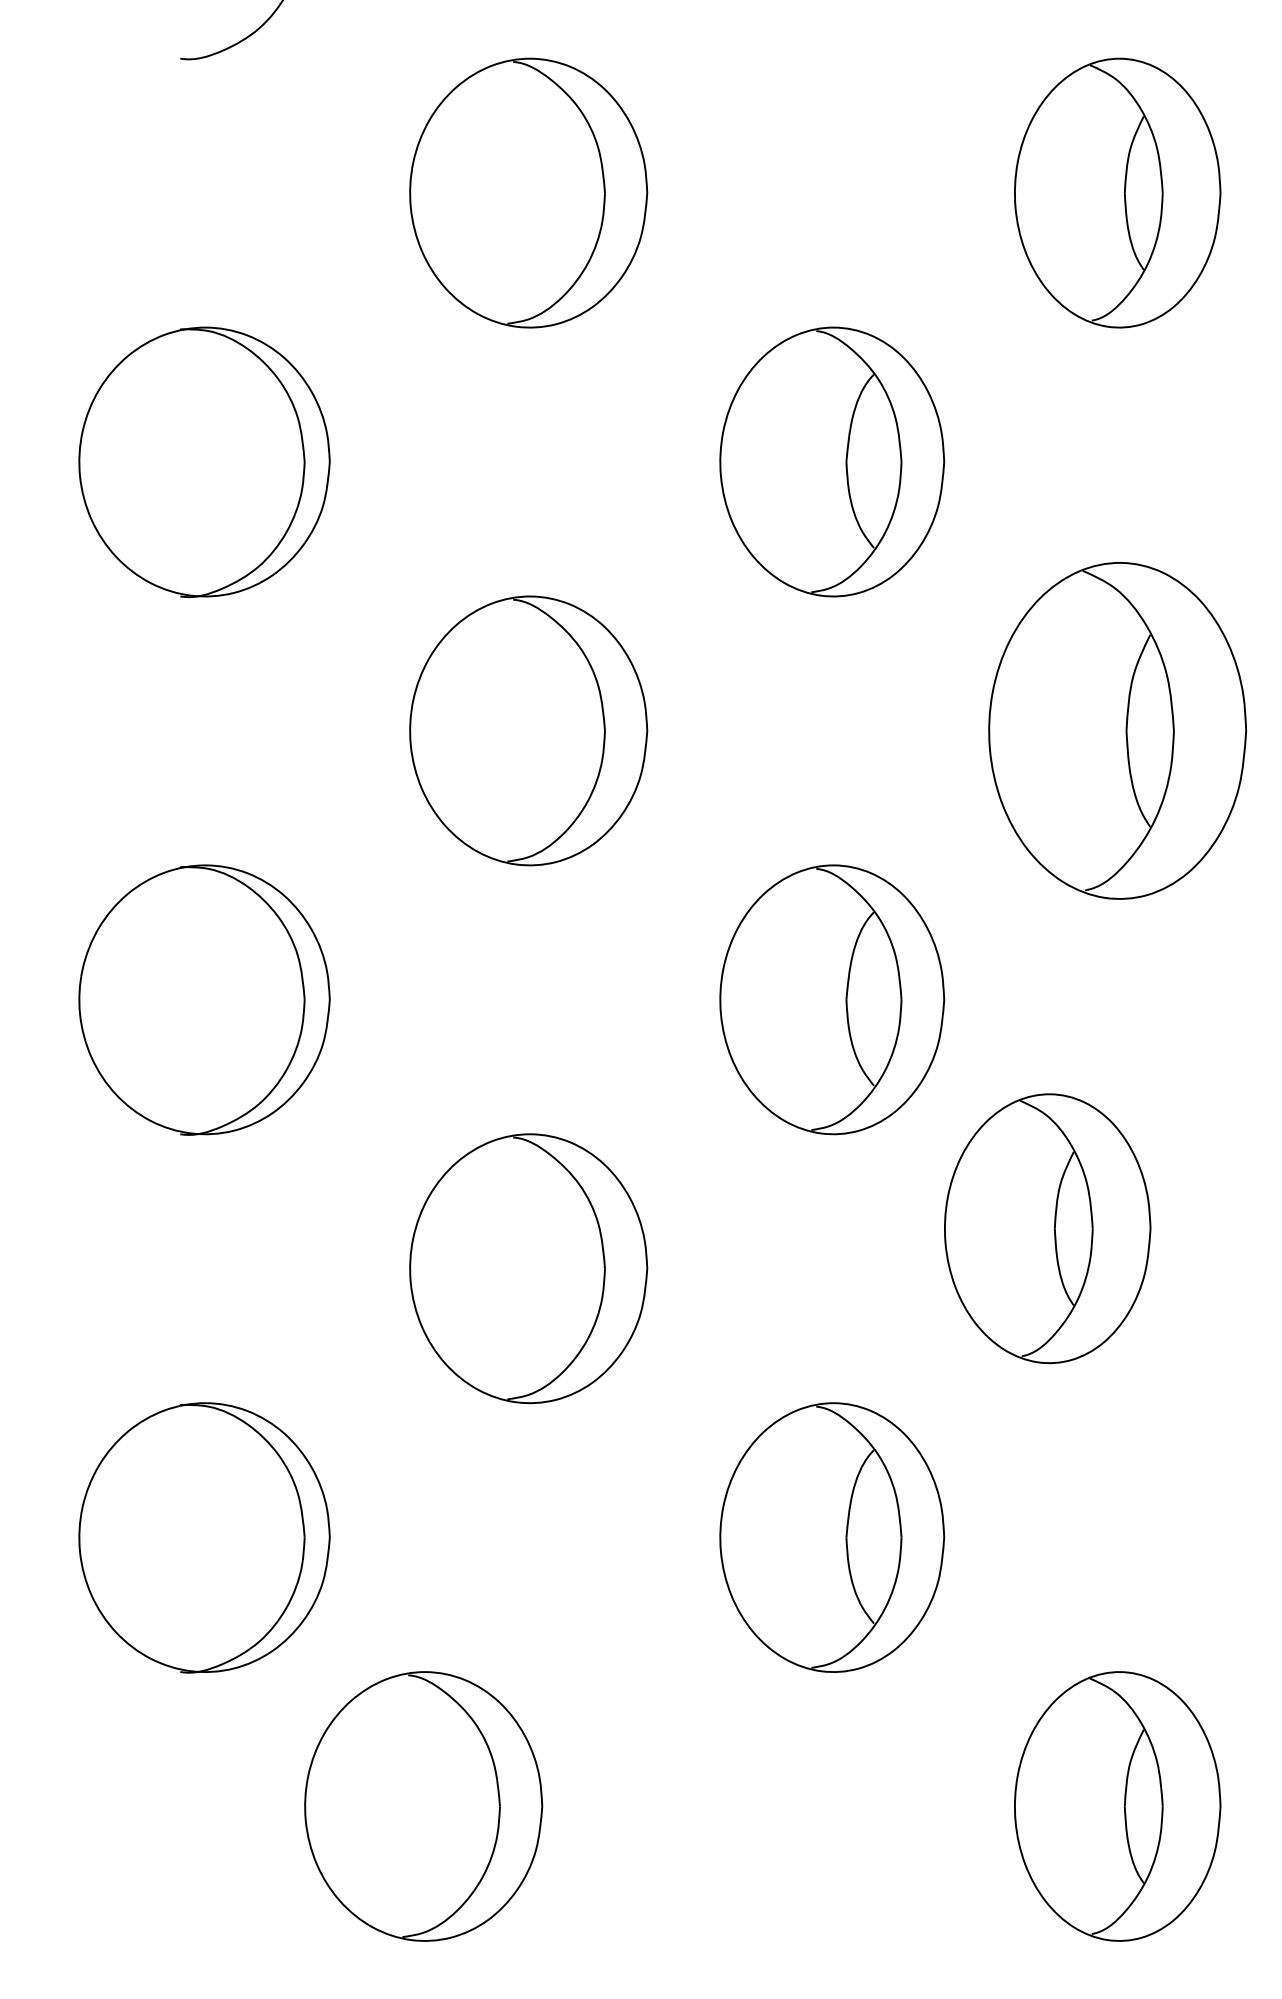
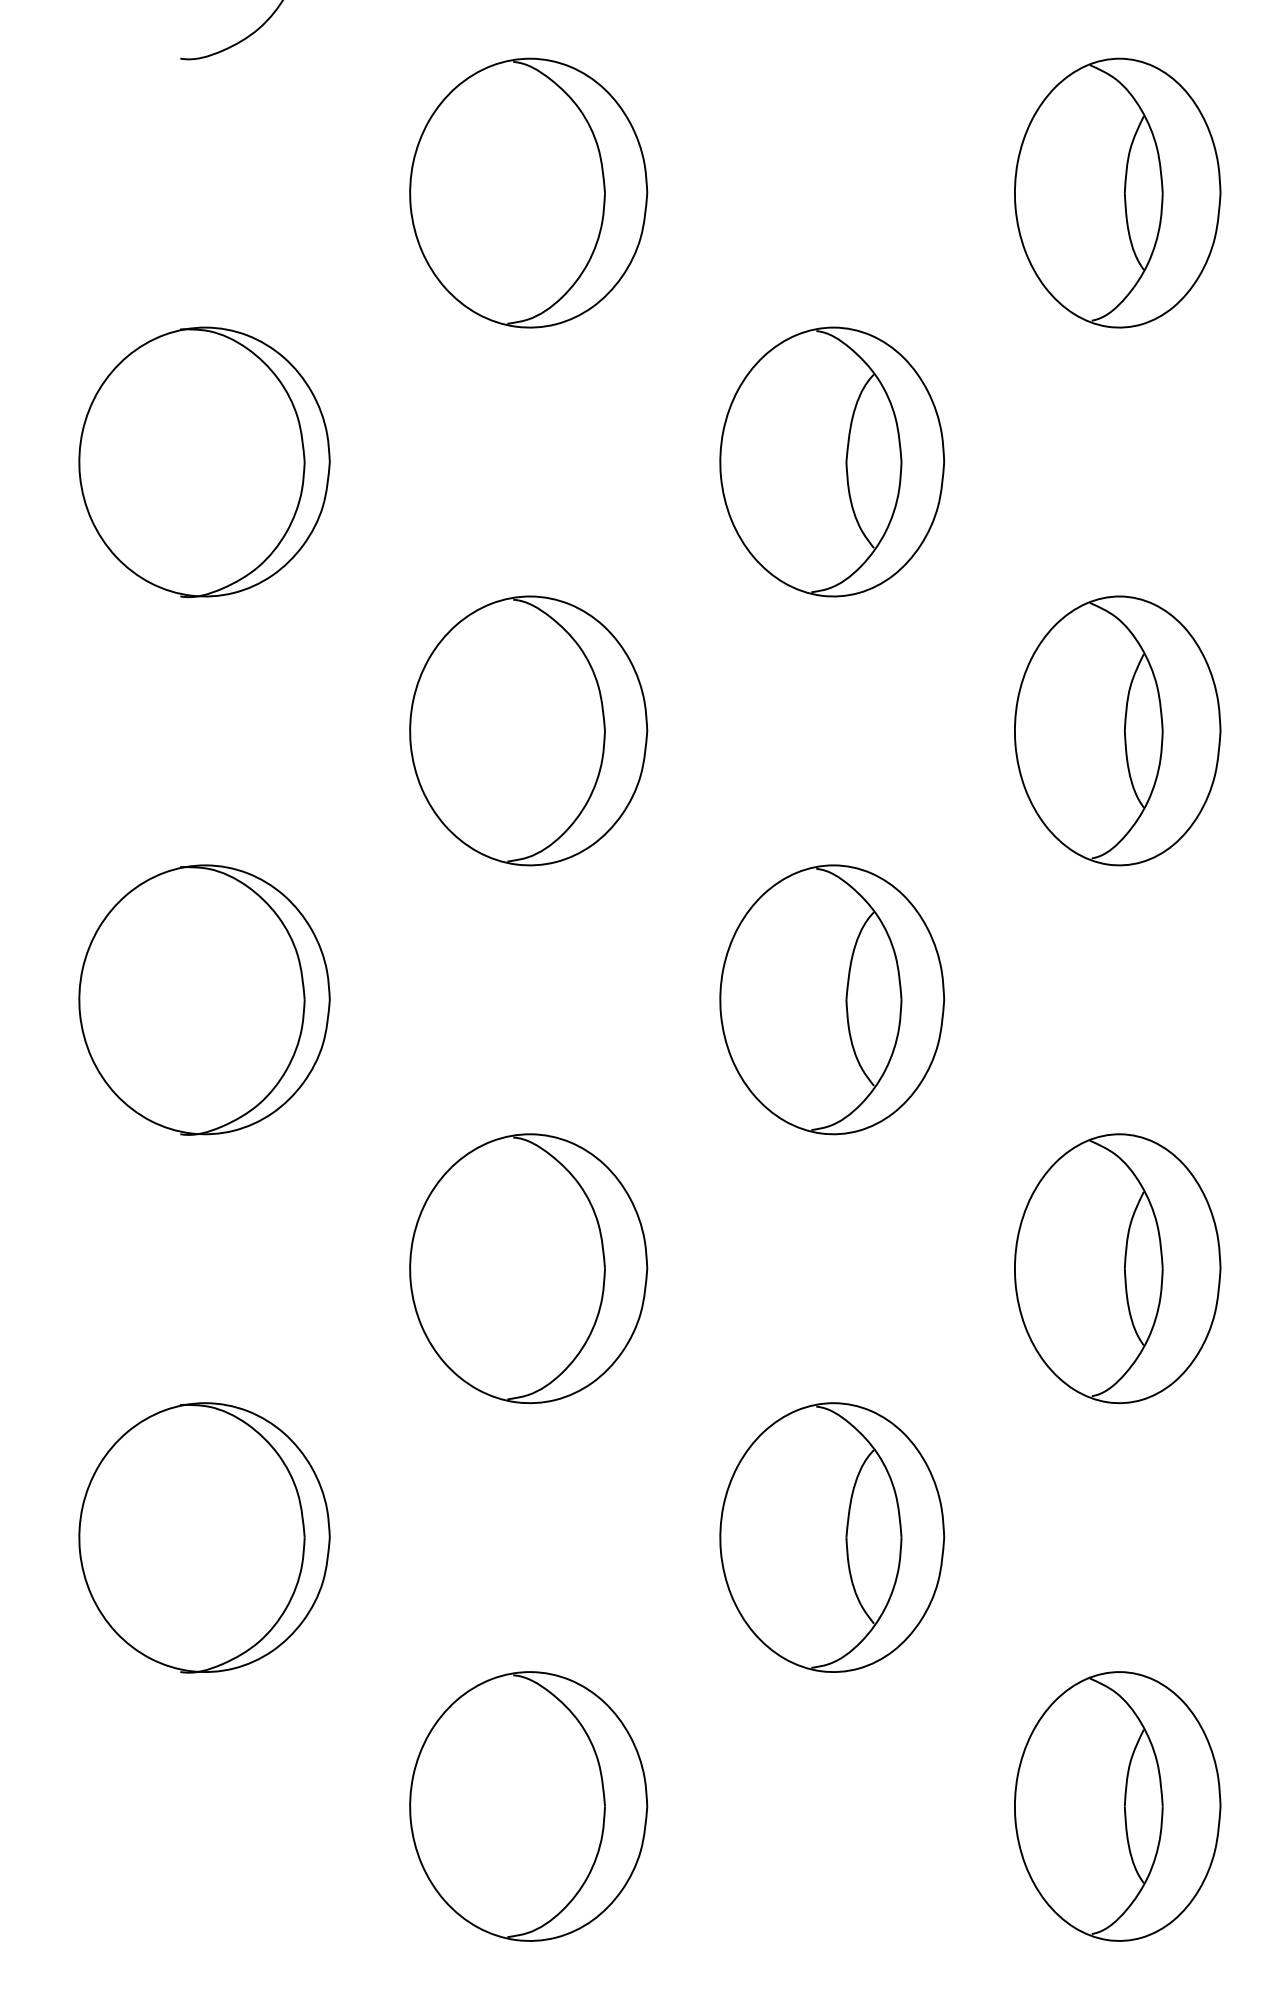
part size: 260x338 px -> 208x272 px (1117, 730)
part position: (1047, 1228) -> (1117, 1268) (1117, 1268)
part position: (423, 1806) -> (528, 1806) (528, 1806)
